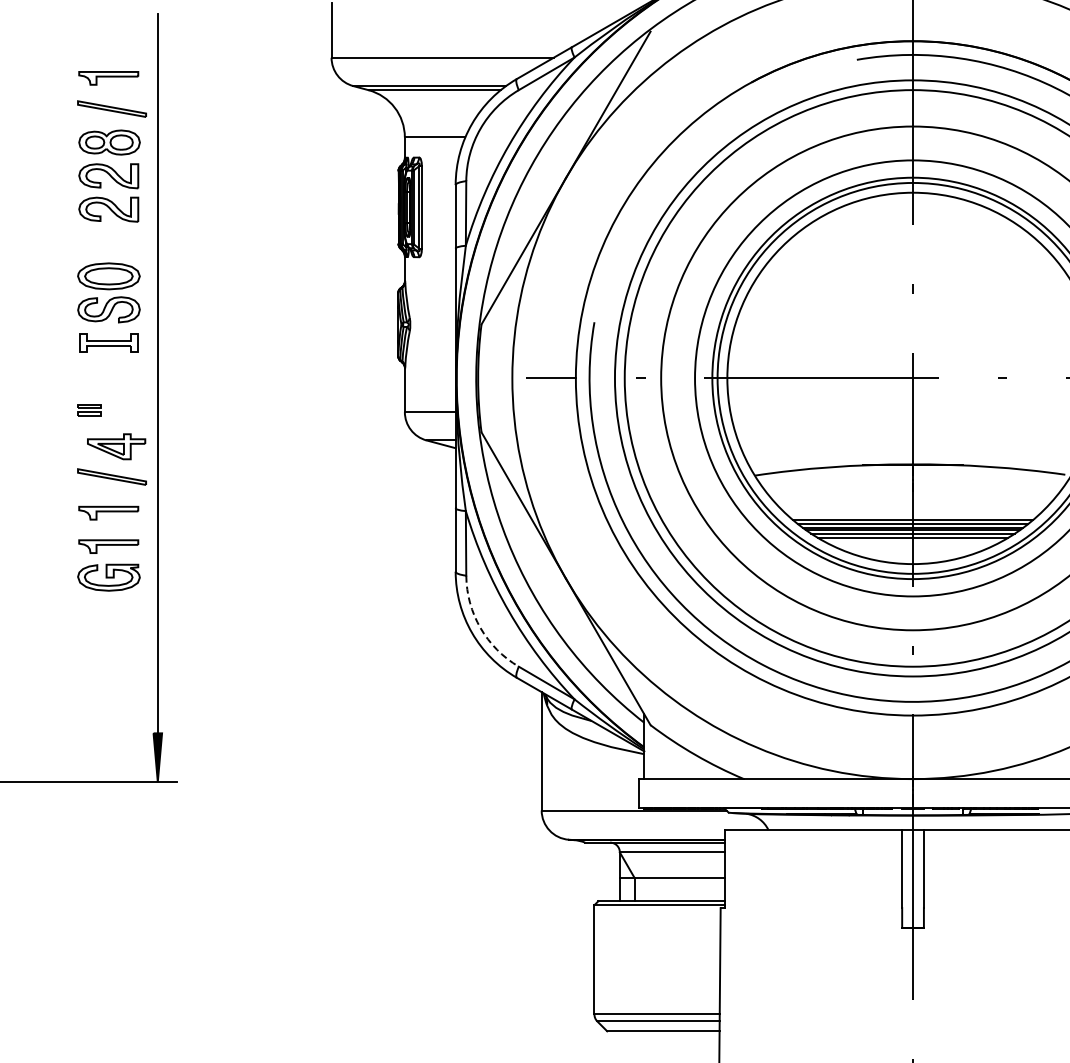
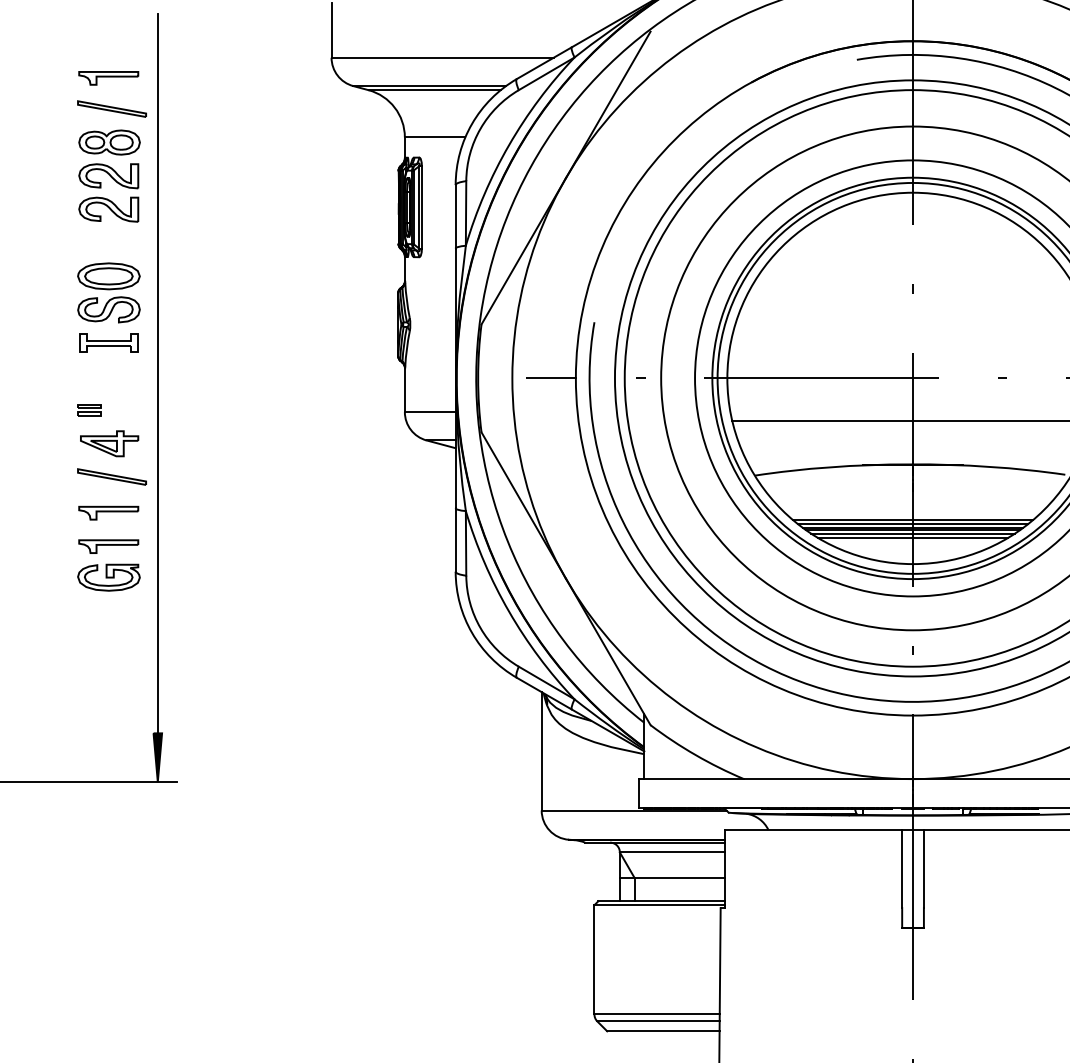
line: none -> present (899, 421)
part position: (116, 446) -> (109, 443) (109, 443)
arc: dashed -> solid (480, 628)
